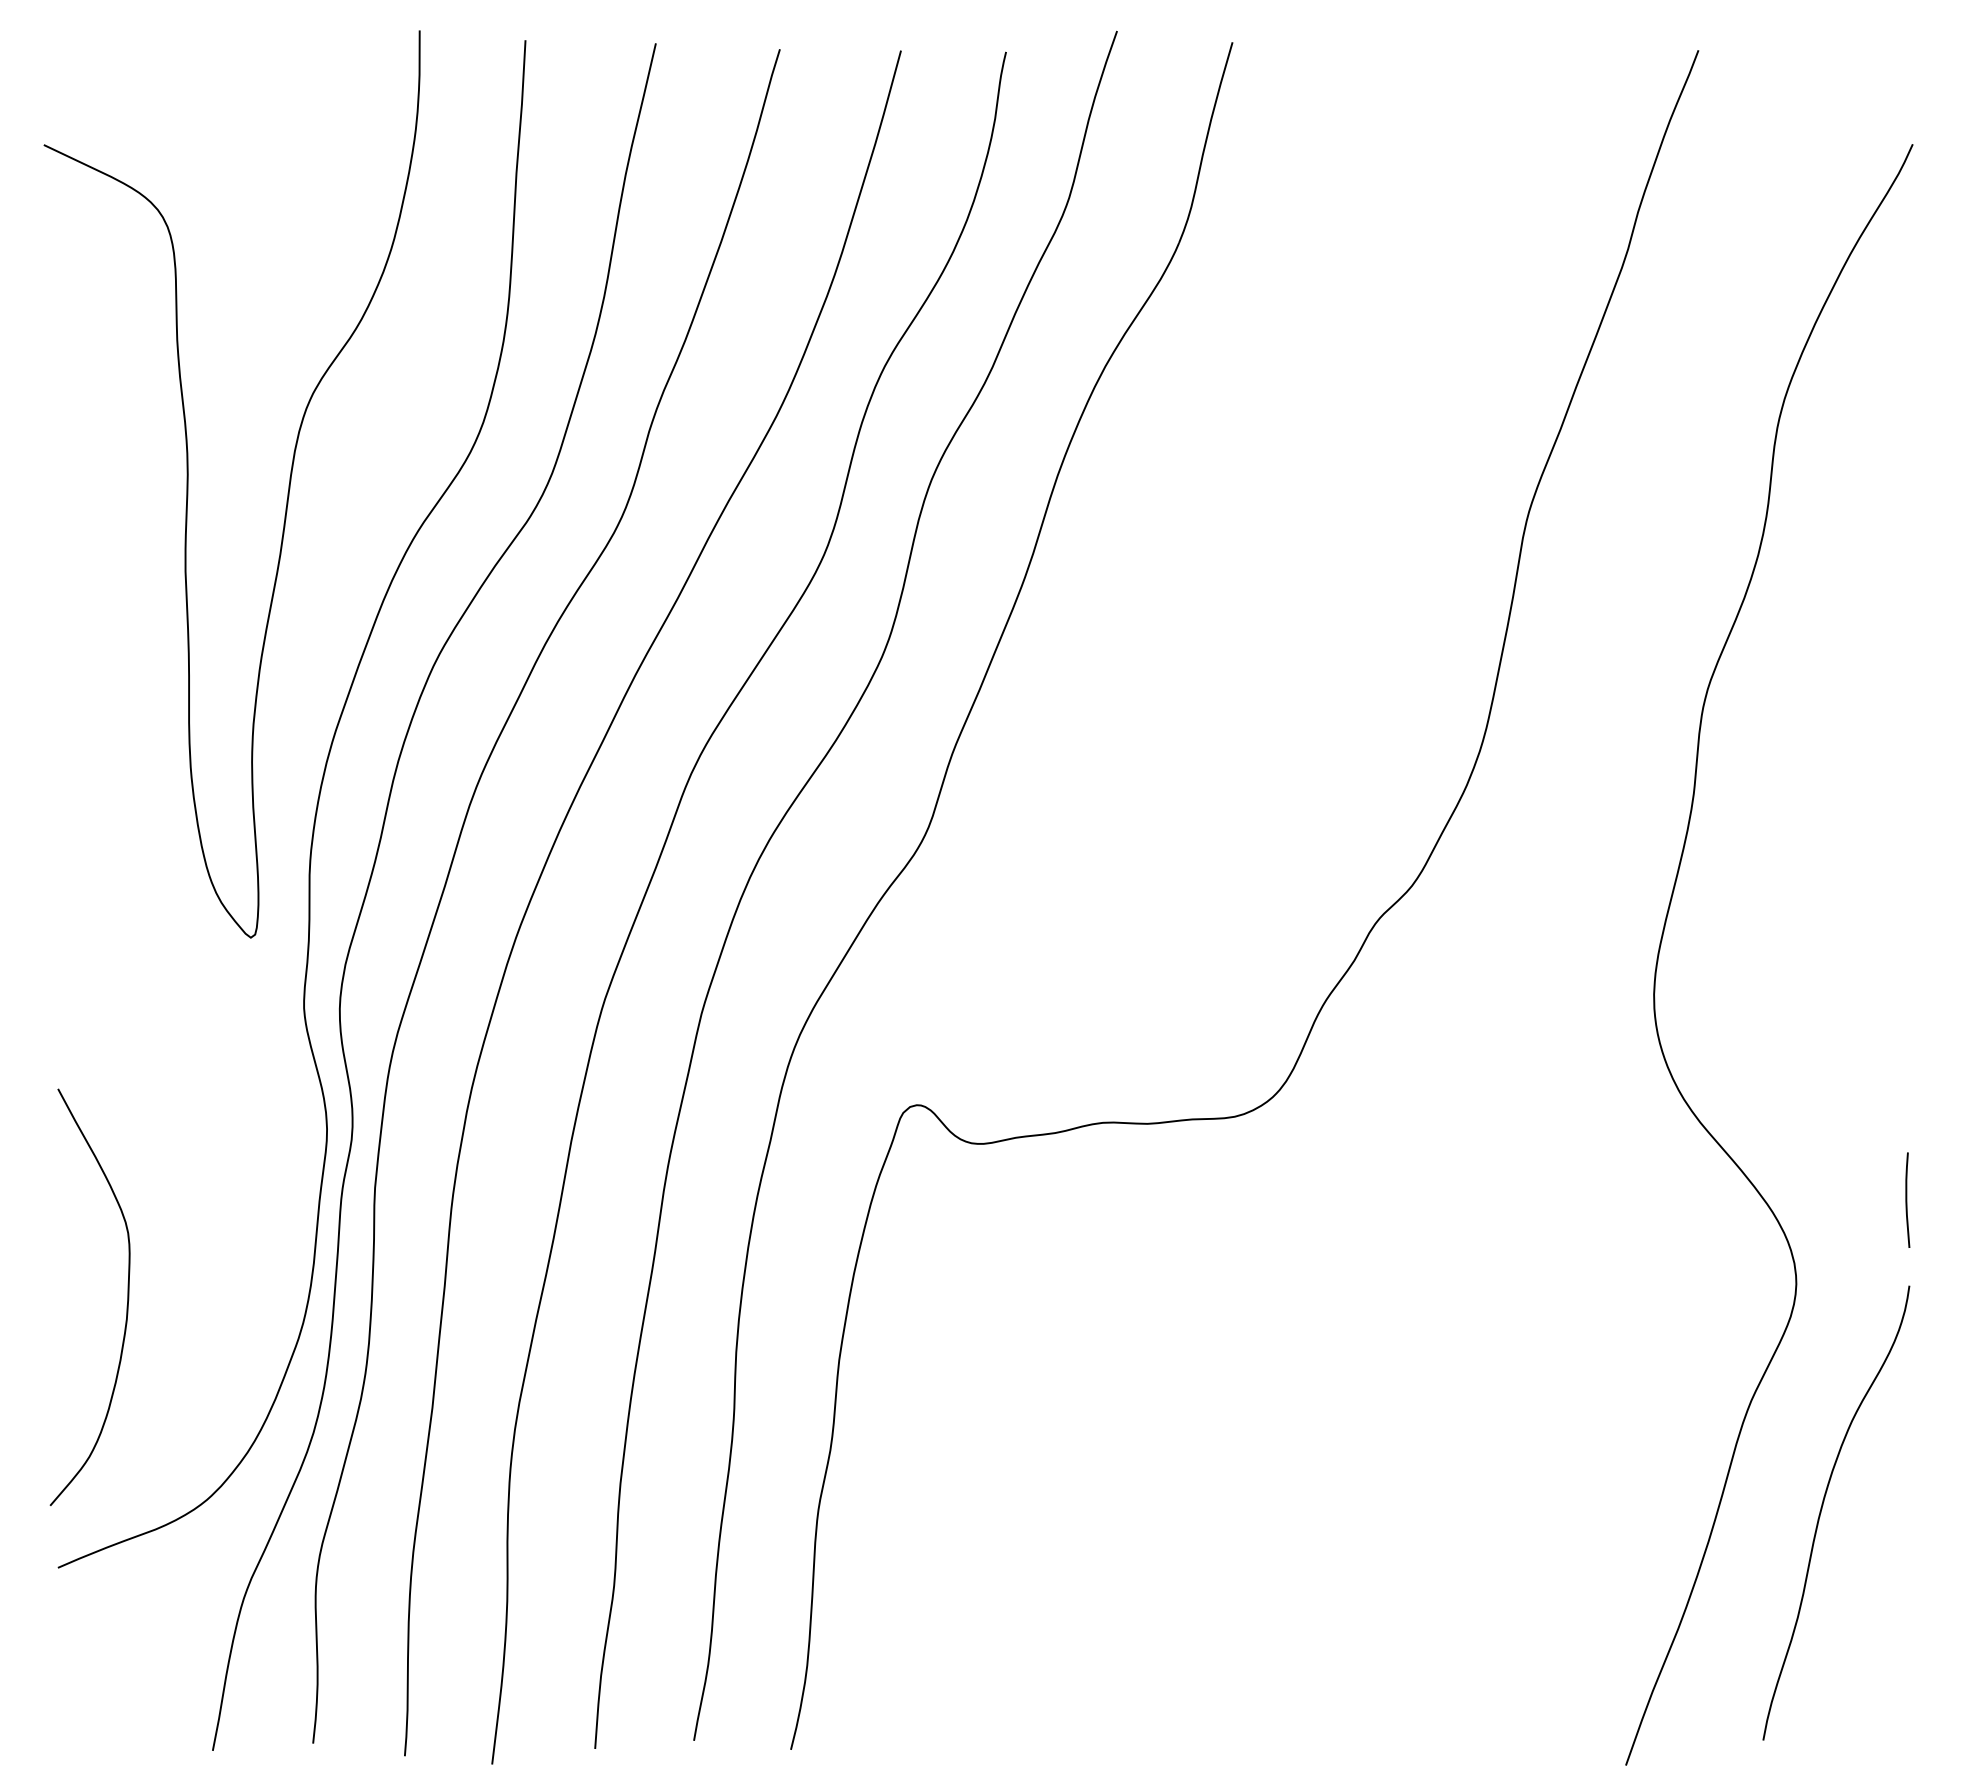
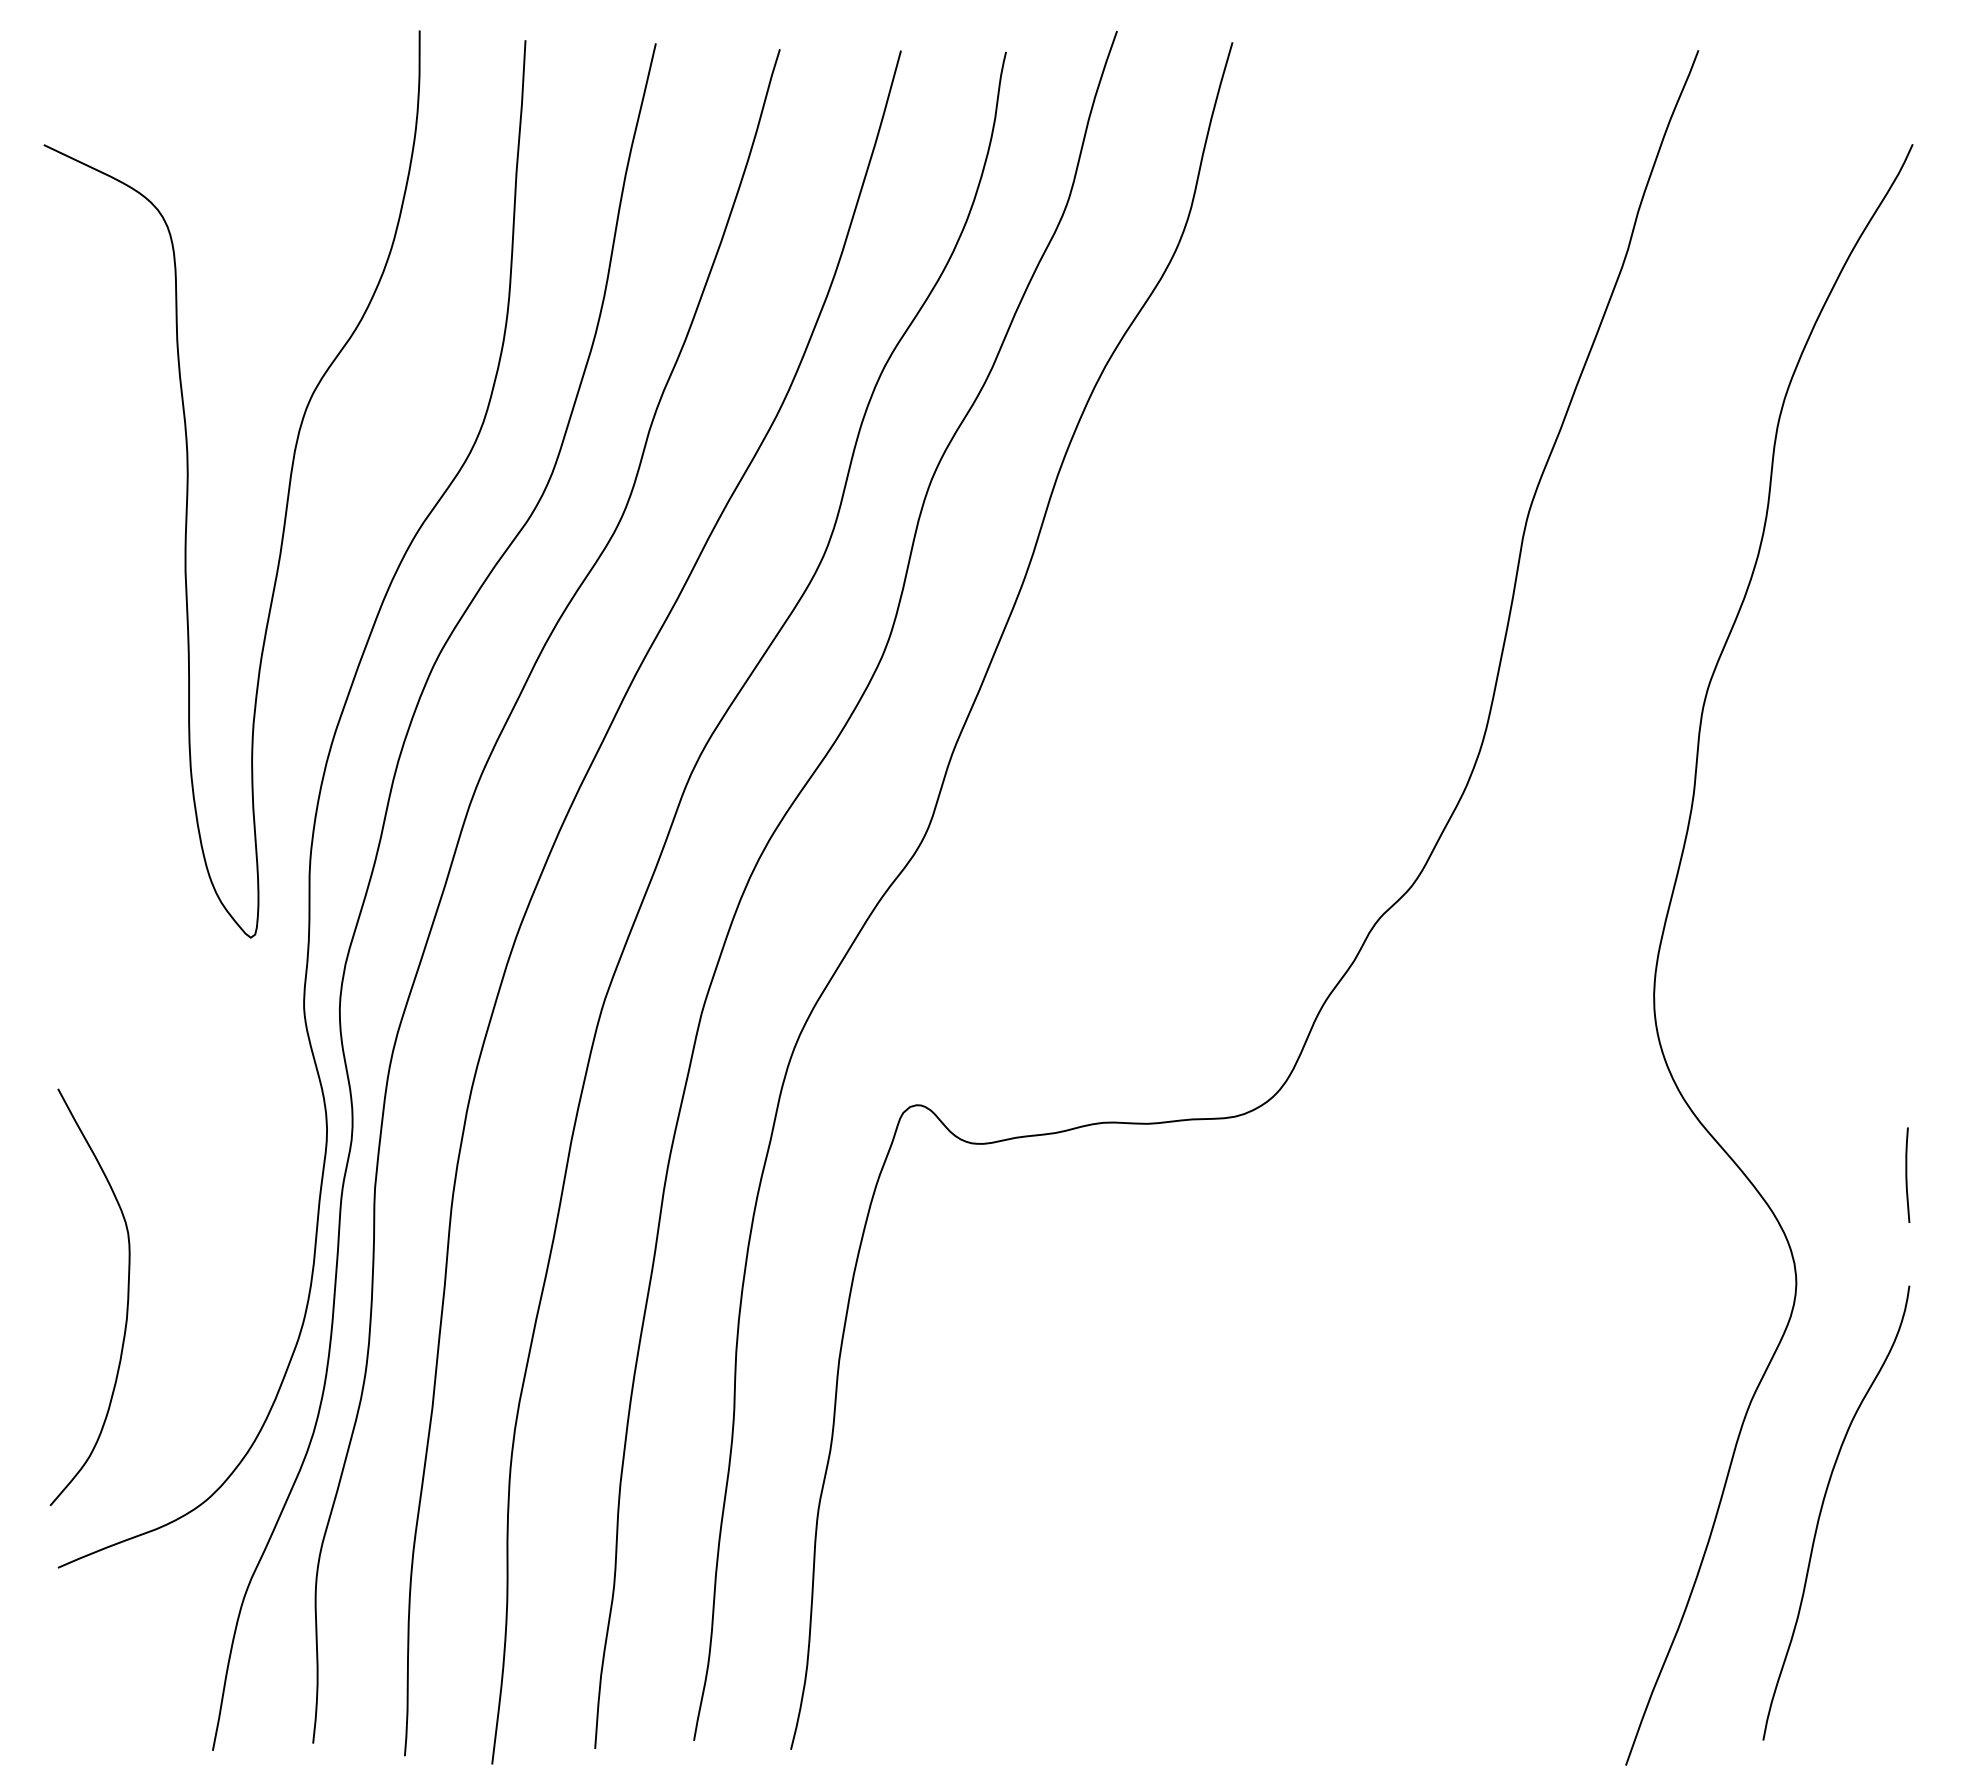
curve position: (1907, 1199) -> (1907, 1174) (1907, 1174)
